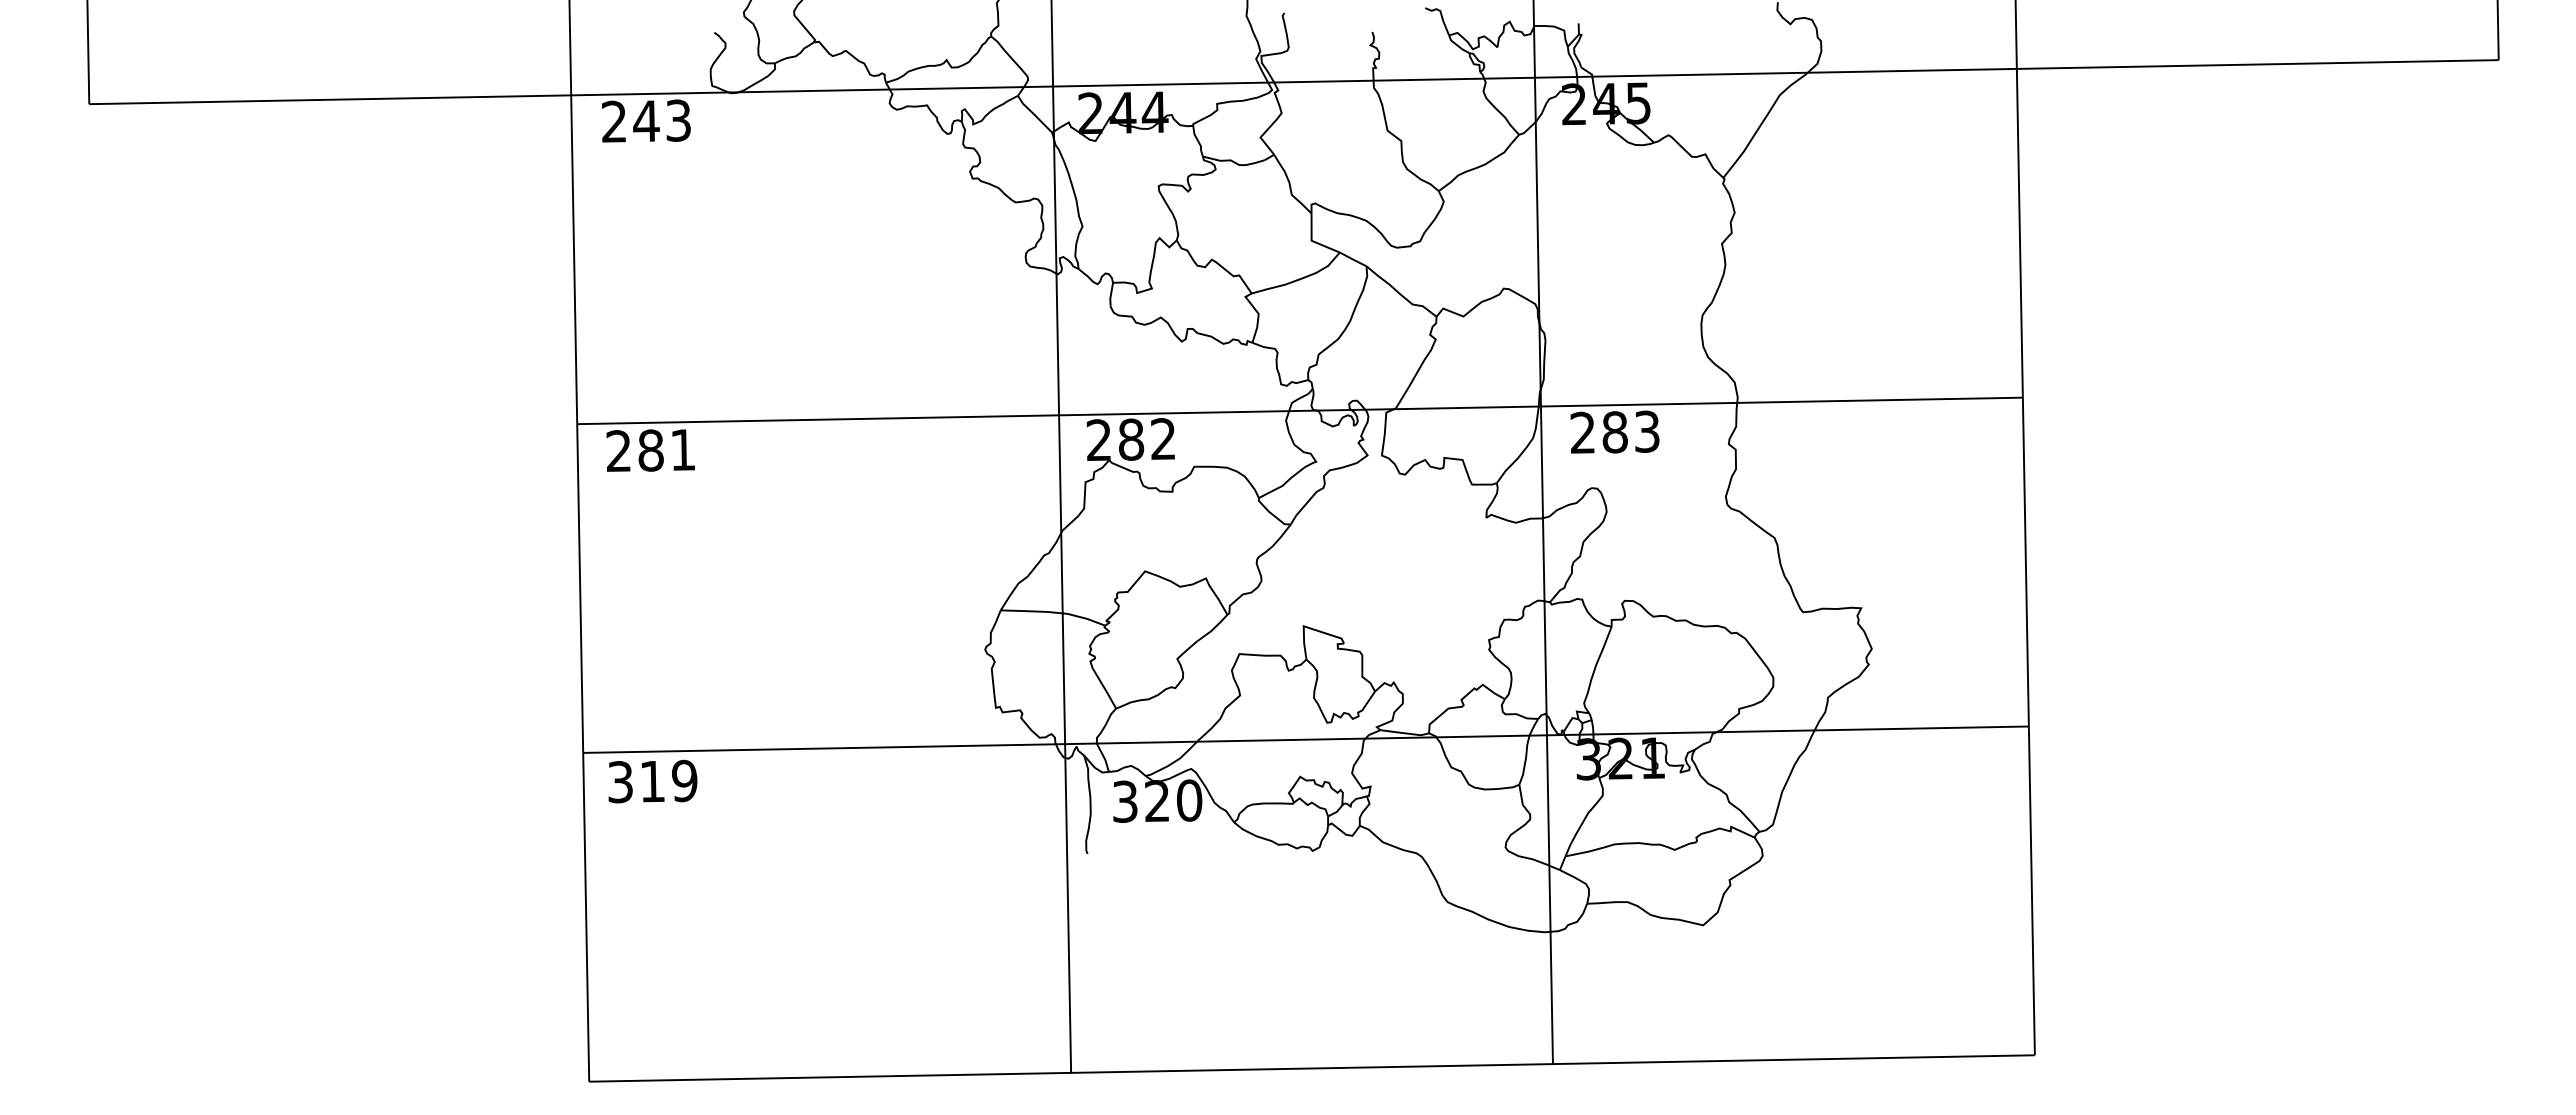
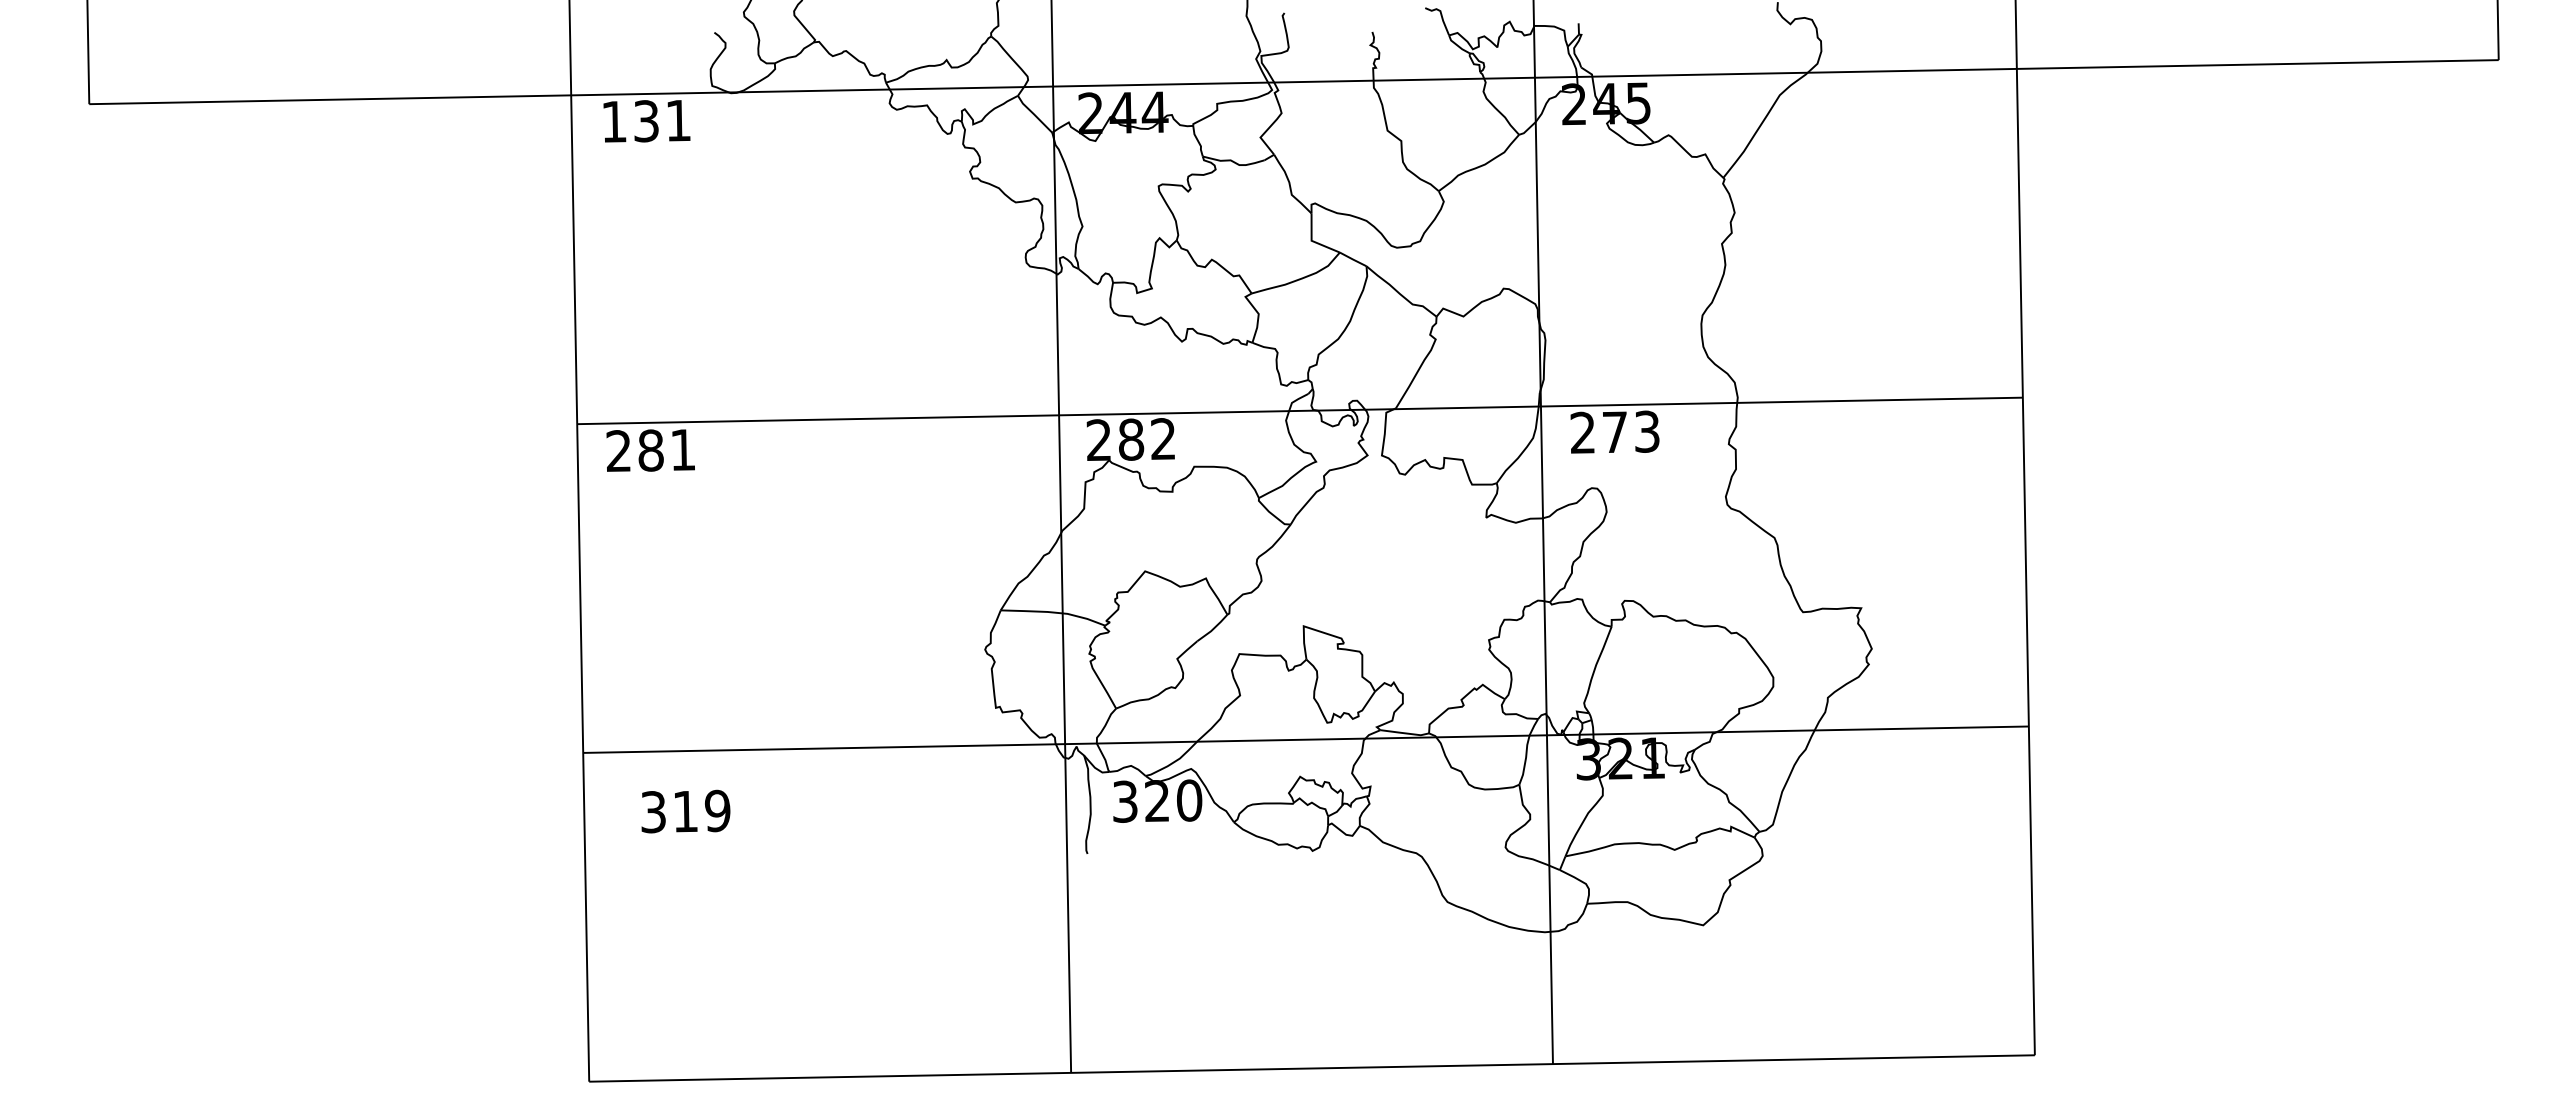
text: 243 -> 131 (646, 120)
text: 283 -> 273 (1614, 432)
text position: (652, 781) -> (685, 811) (685, 811)
